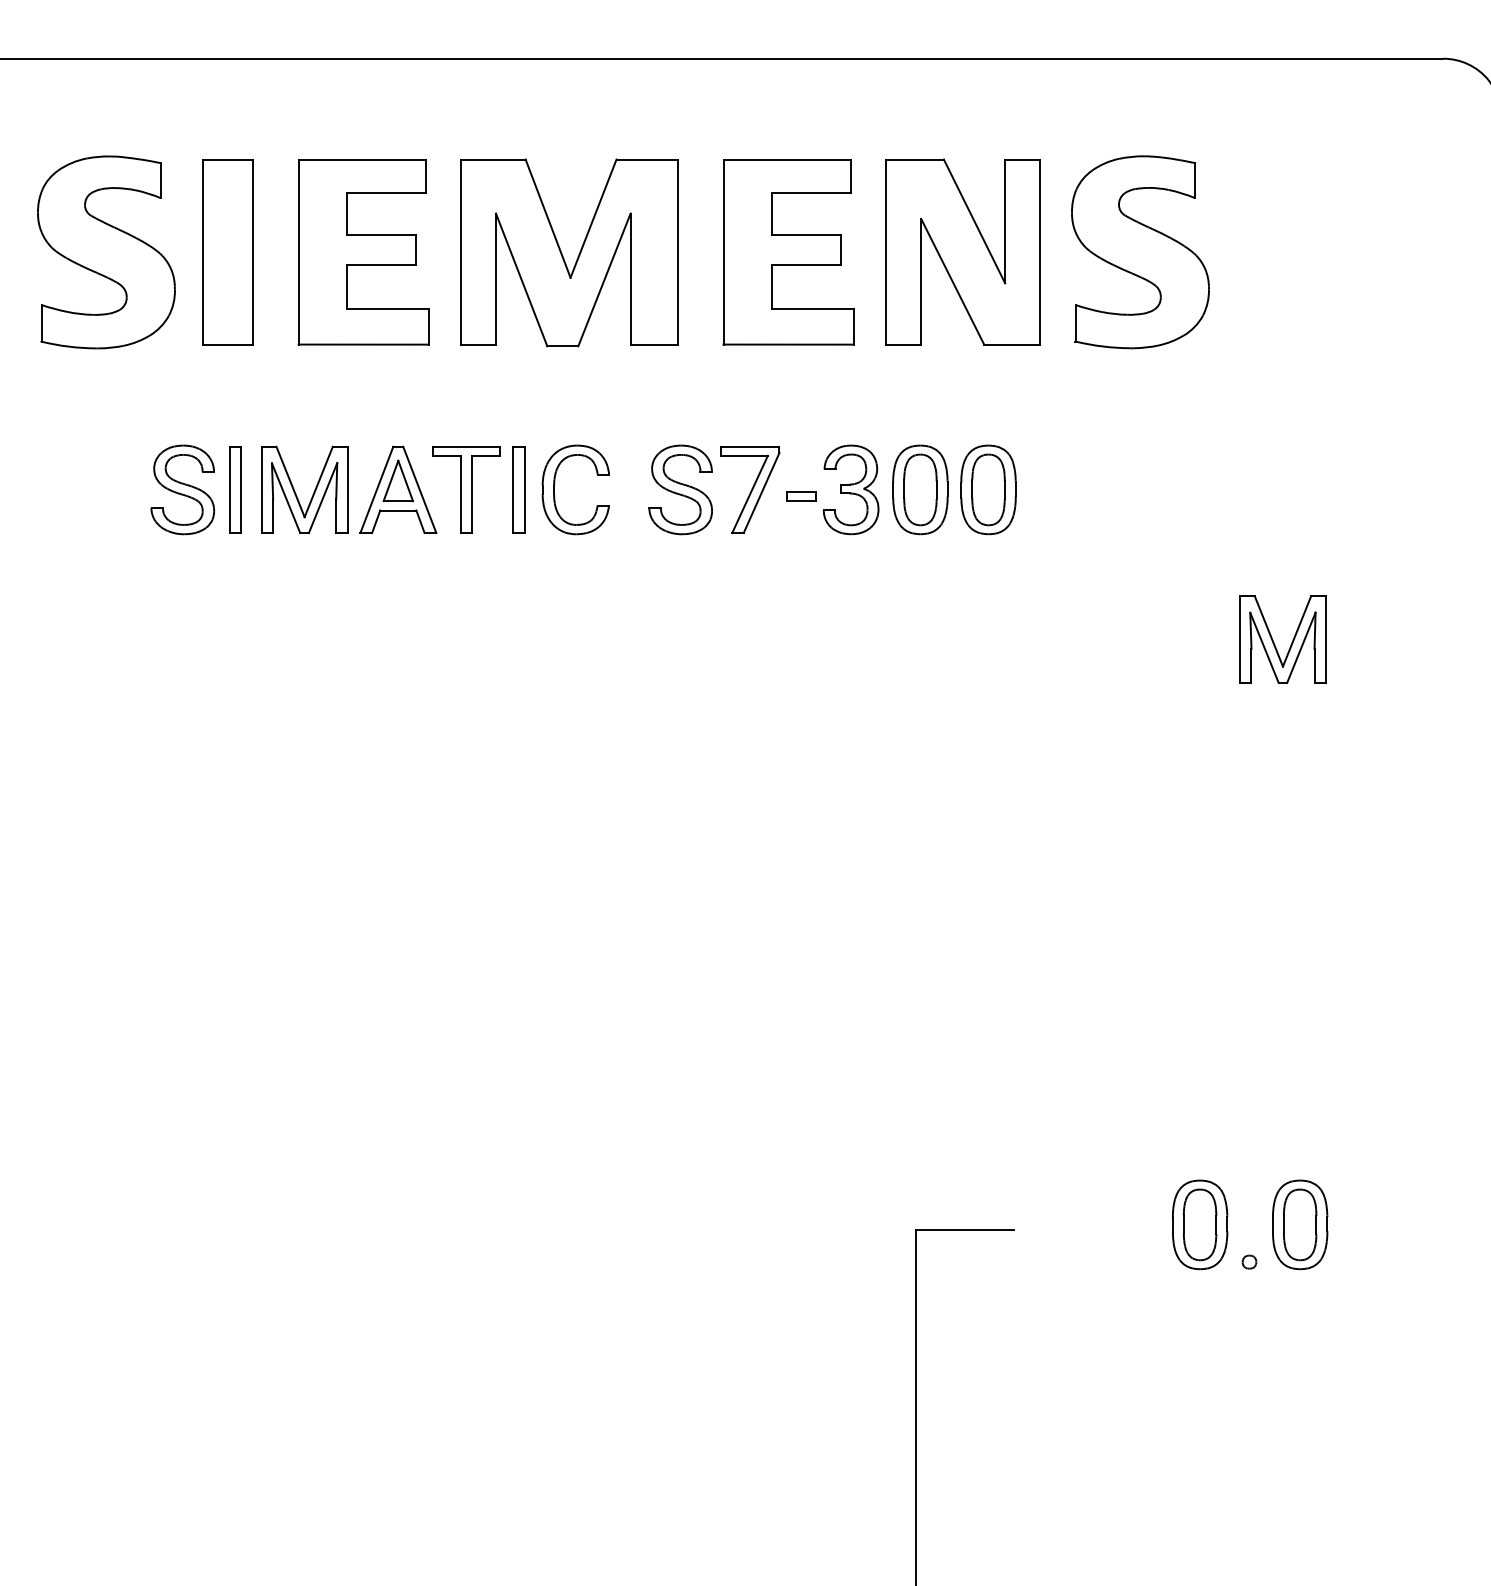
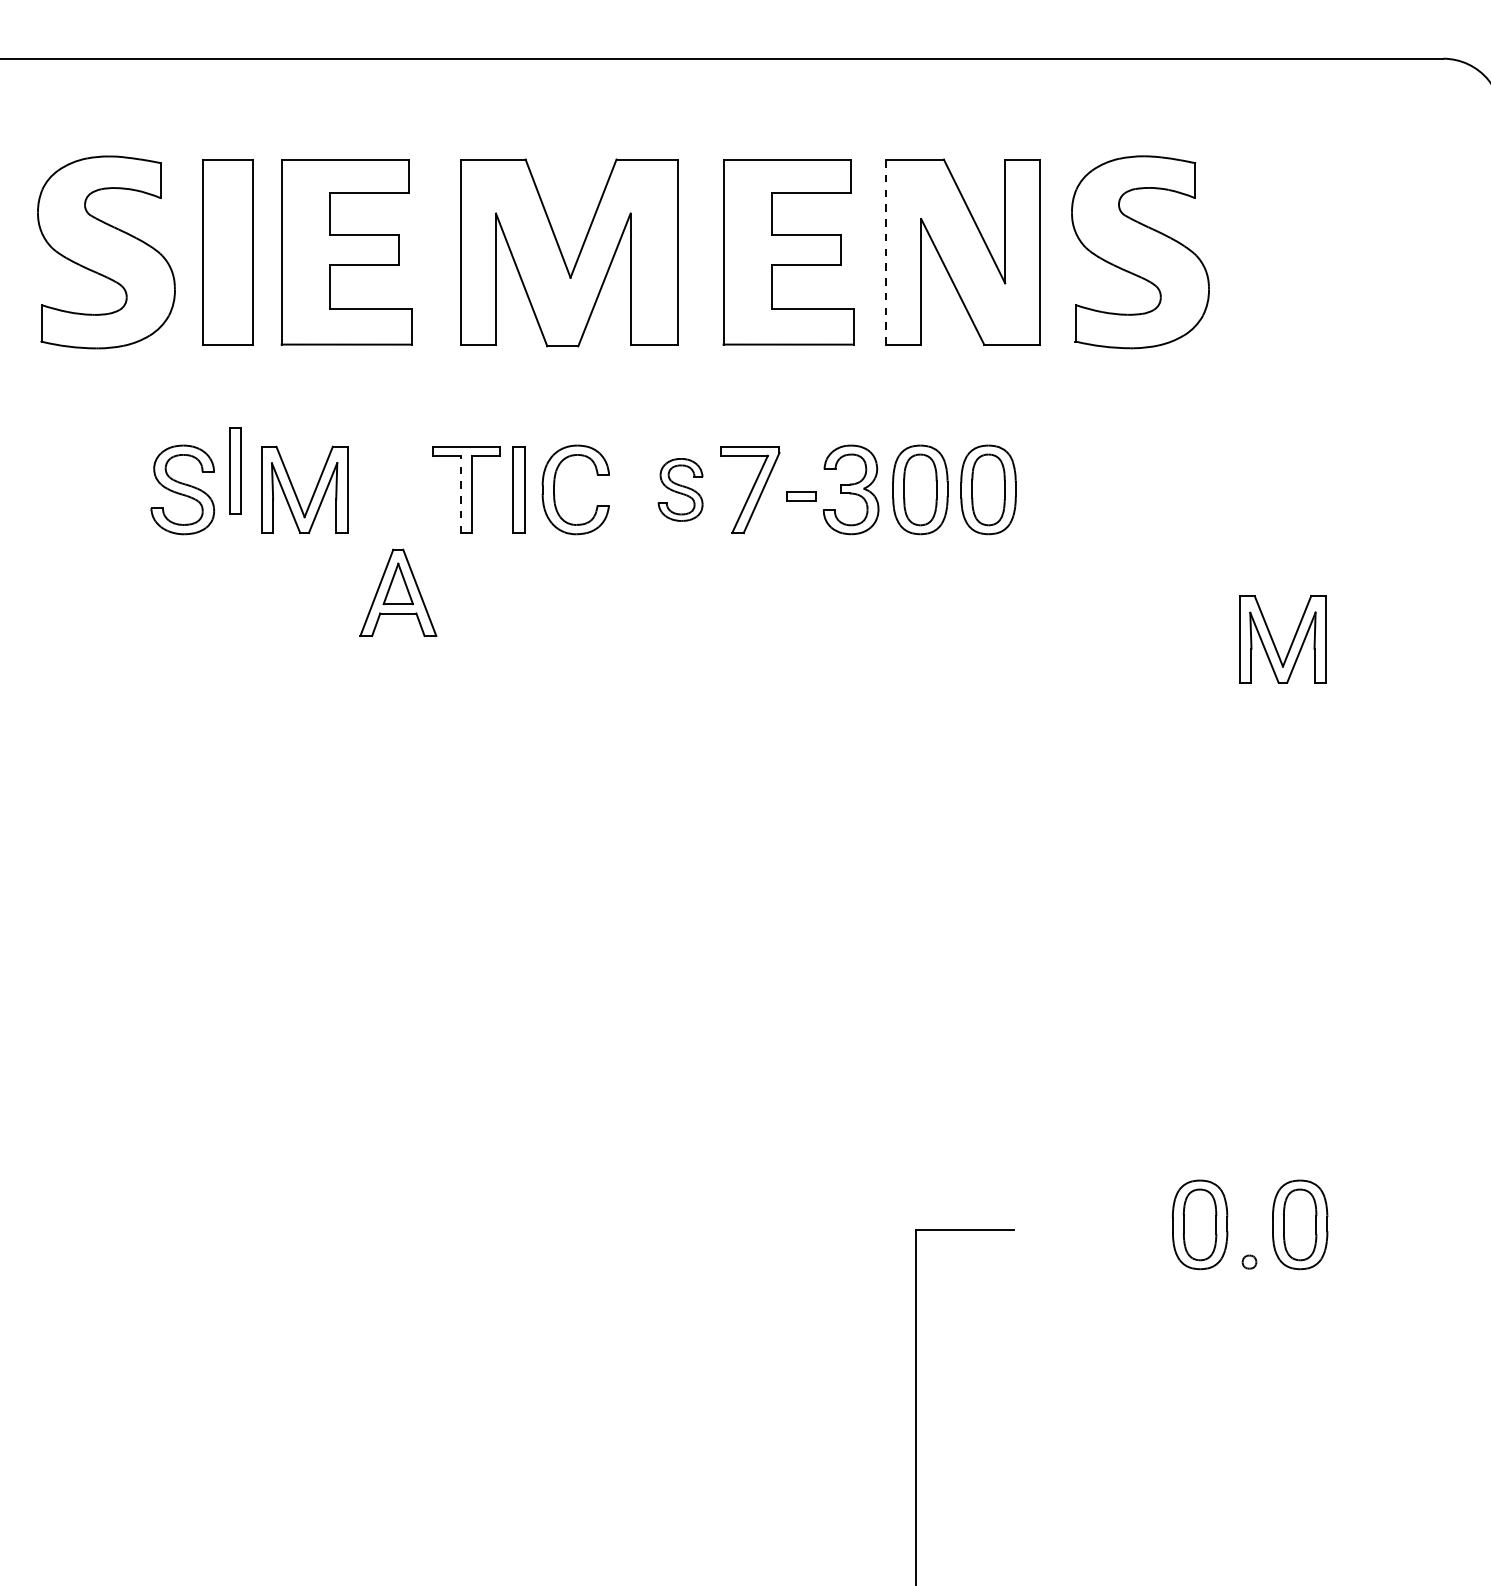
line: solid -> dashed (886, 251)
part position: (363, 252) -> (346, 252) (346, 252)
part position: (235, 489) -> (235, 470) (235, 470)
part position: (398, 489) -> (398, 592) (398, 592)
part size: 65x92 px -> 47x64 px (680, 489)
line: solid -> dashed (460, 494)
